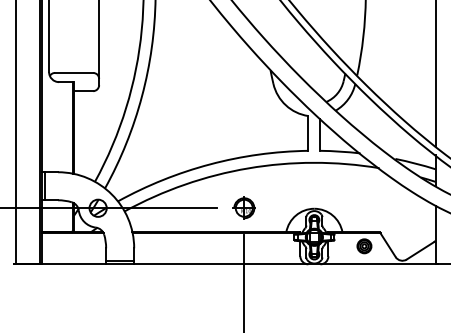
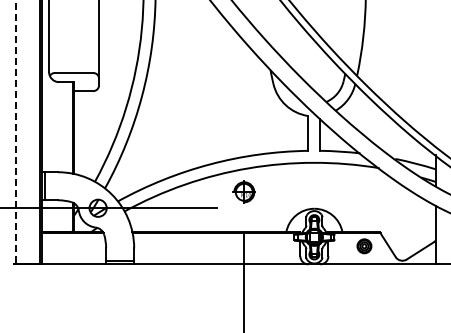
line: present -> none (435, 74)
line: solid -> dashed (16, 132)
part position: (243, 207) -> (243, 191) (243, 191)
